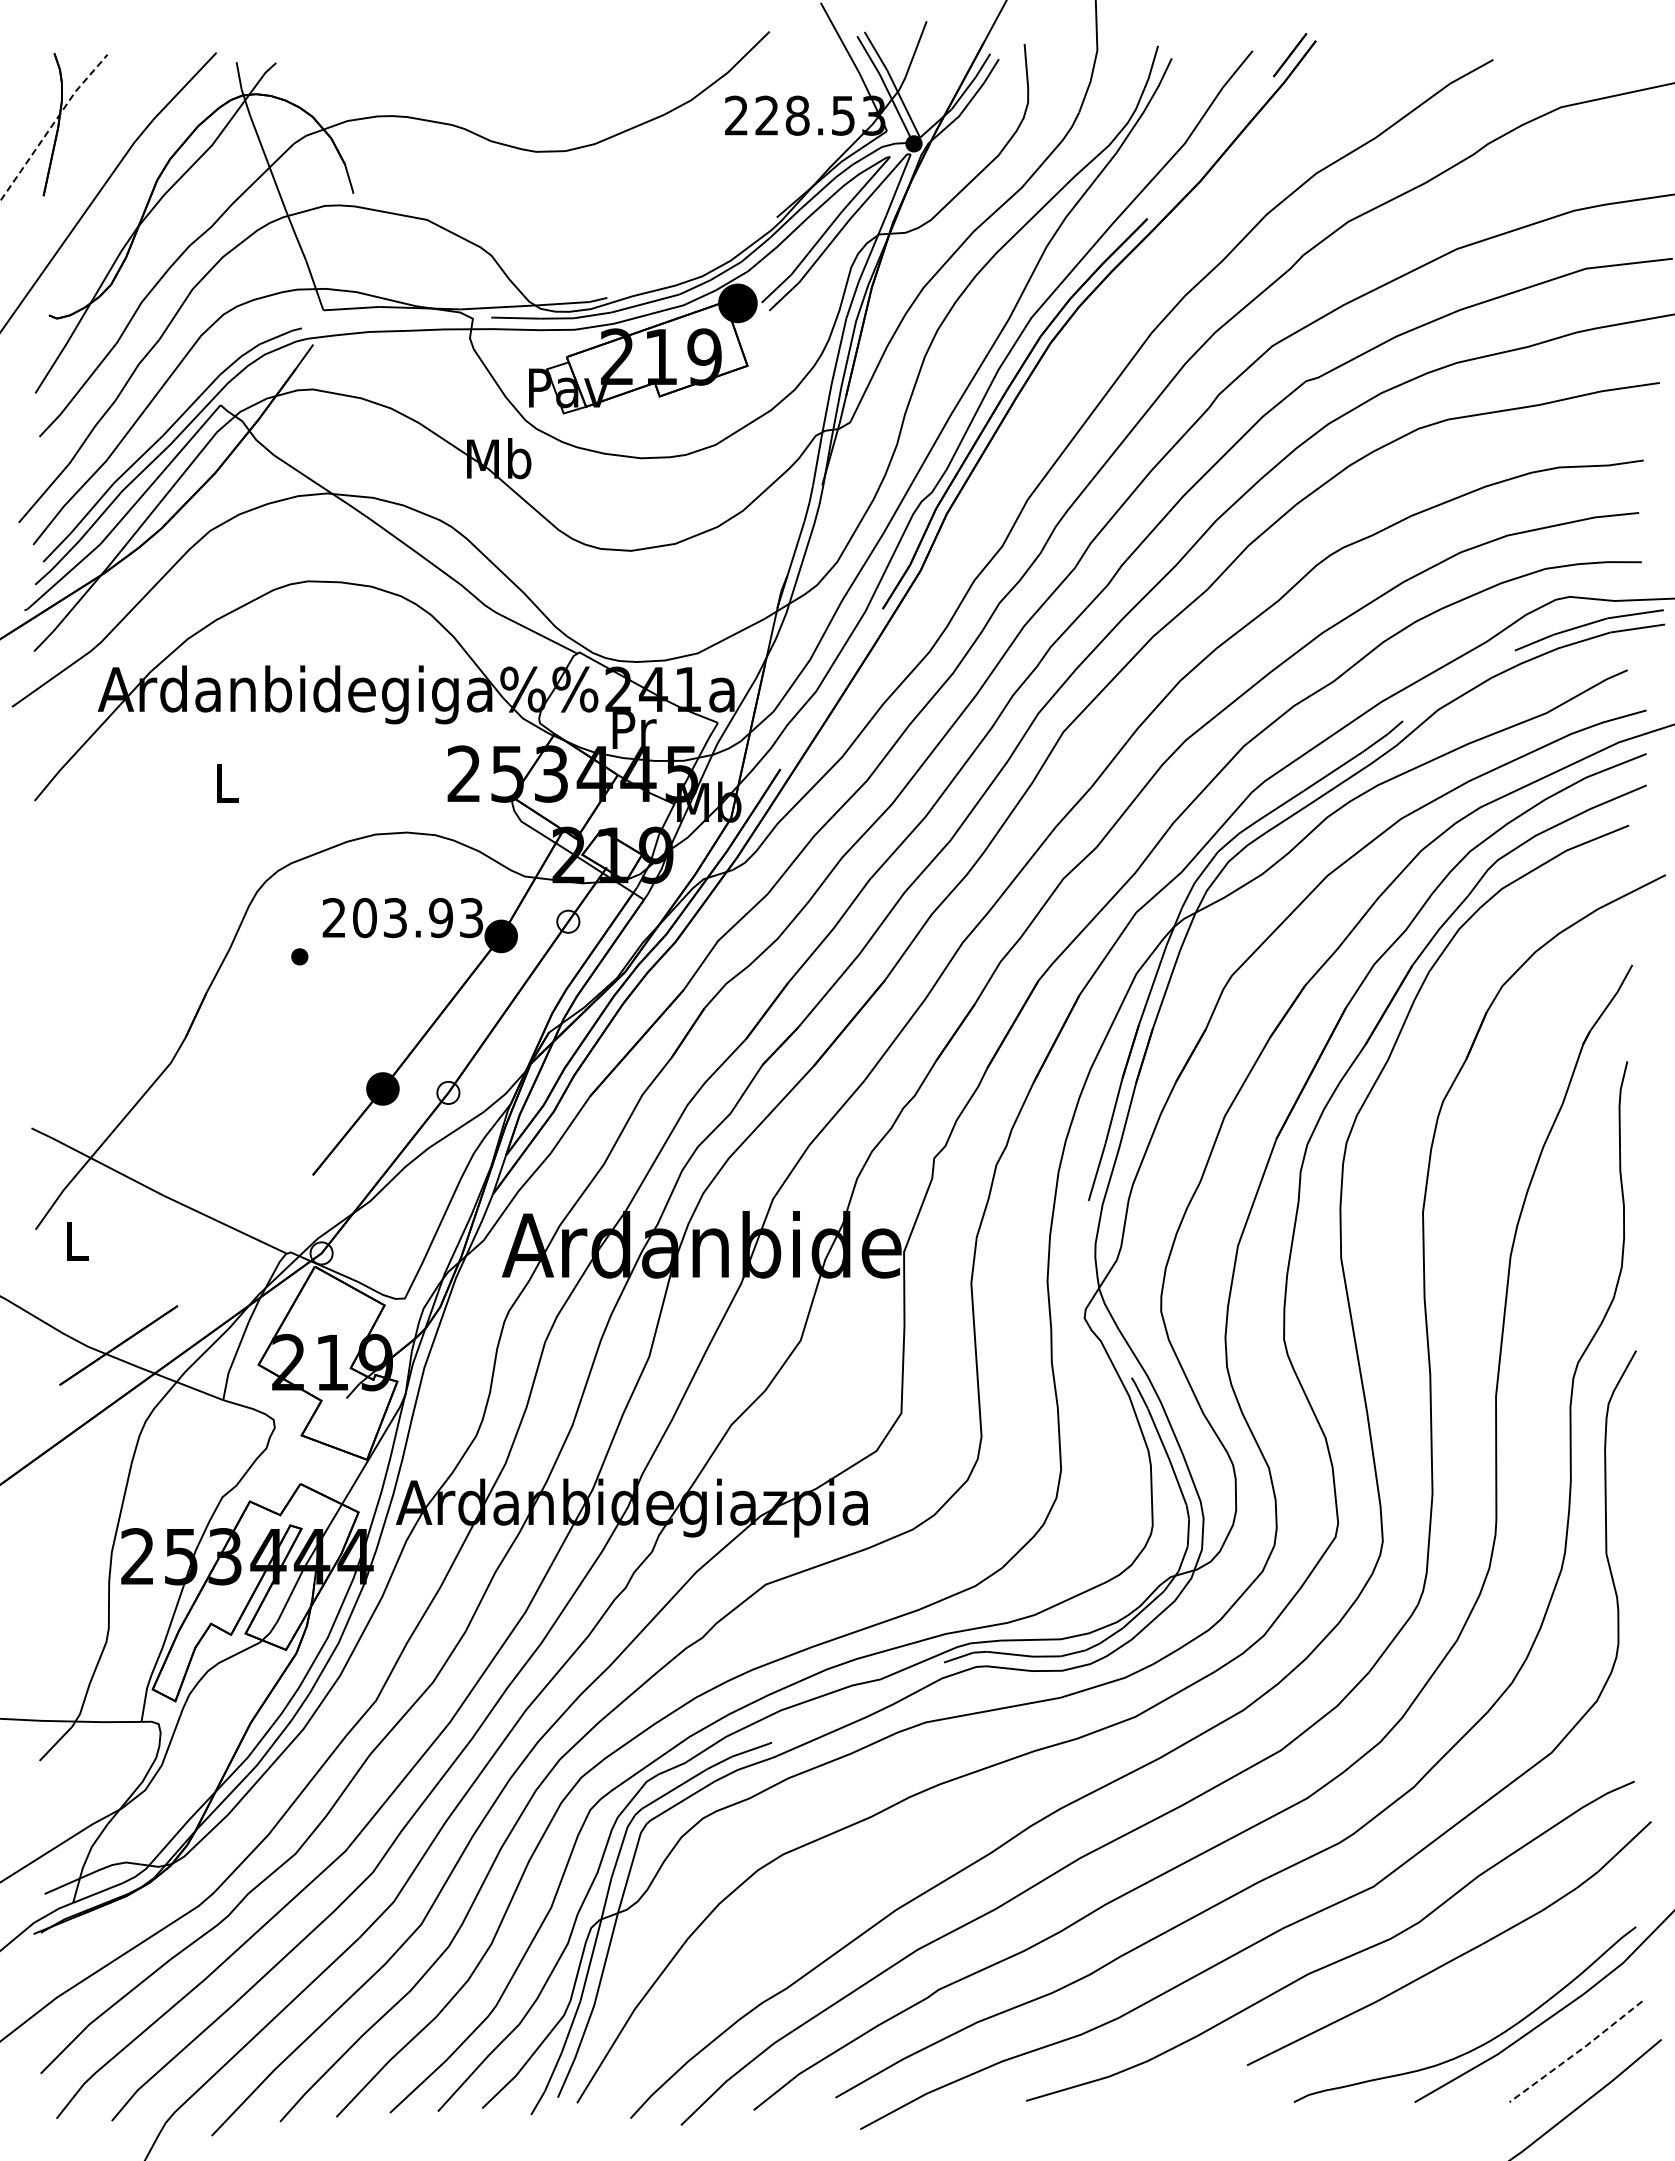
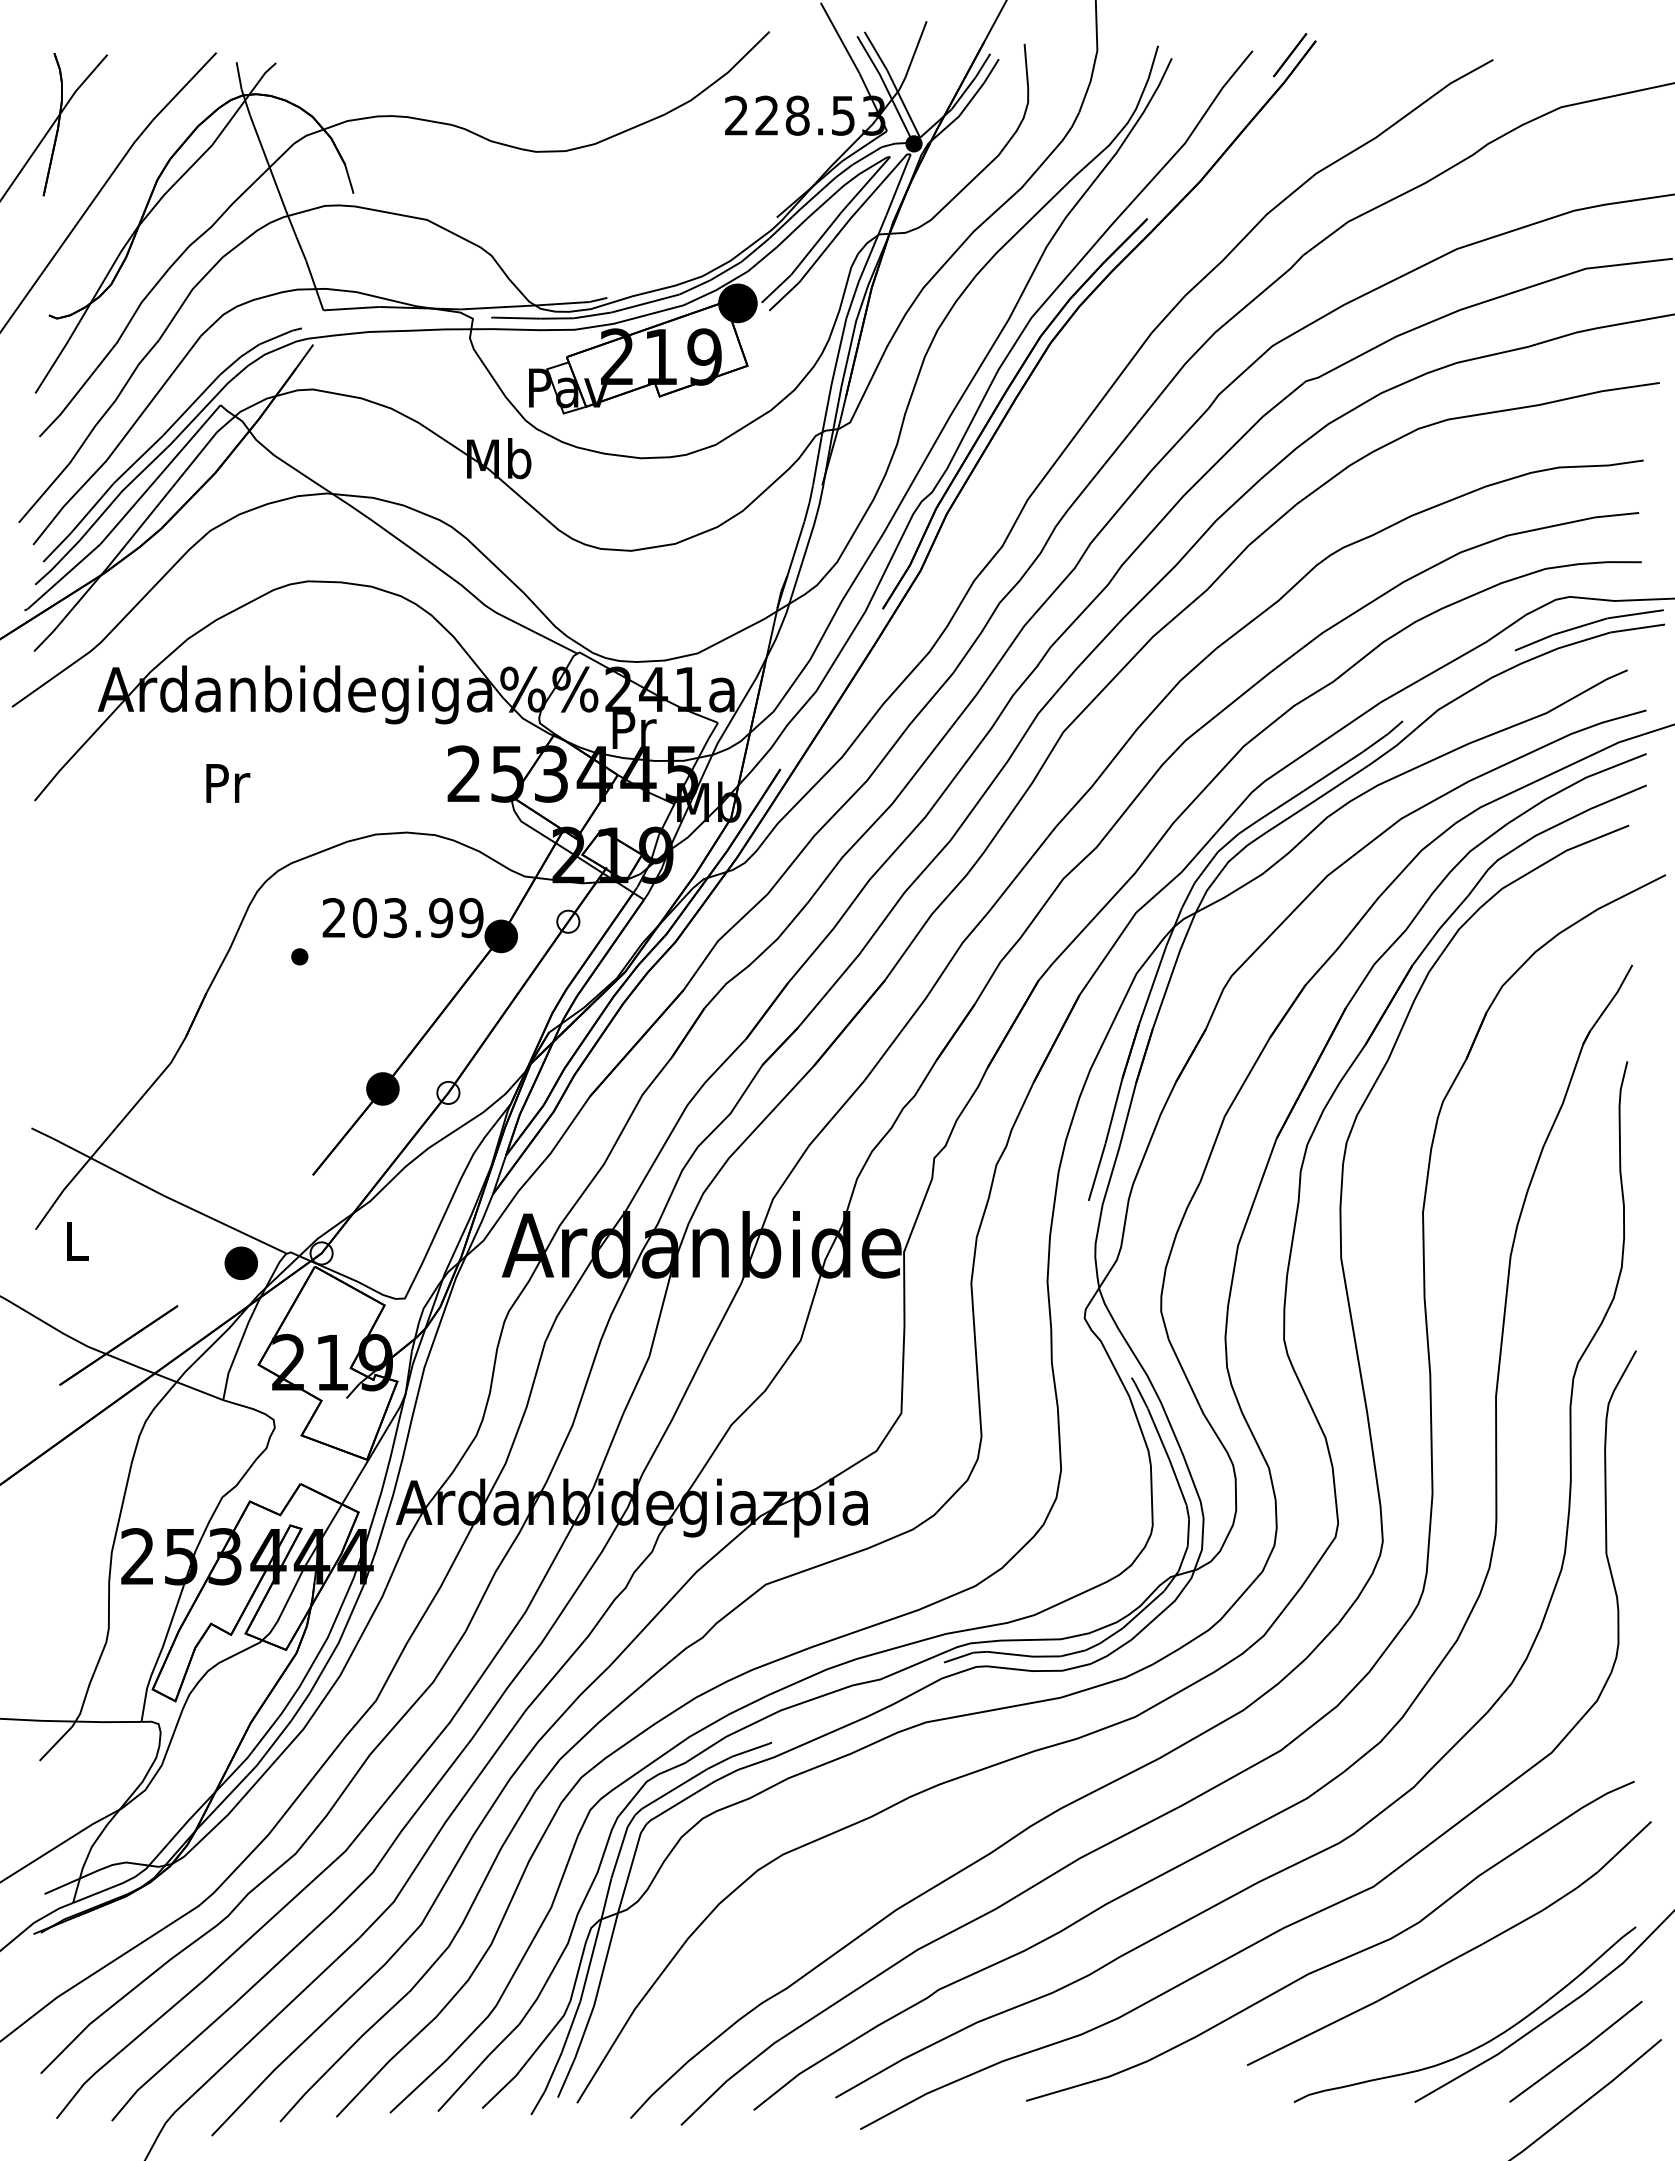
line: dashed -> solid (52, 125)
text: L -> Pr (228, 783)
text: 203.93 -> 203.99 (471, 917)
part: none -> present (240, 1262)
line: dashed -> solid (1576, 2052)
